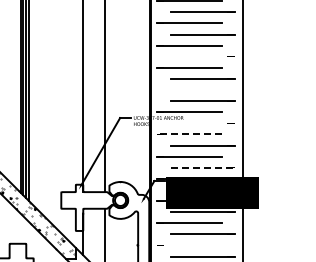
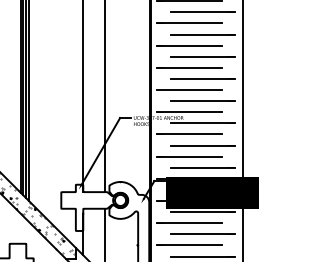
line: none -> present (202, 56)
line: none -> present (189, 90)
line: none -> present (202, 123)
line: dashed -> solid (189, 134)
line: dashed -> solid (202, 167)
line: none -> present (189, 245)
